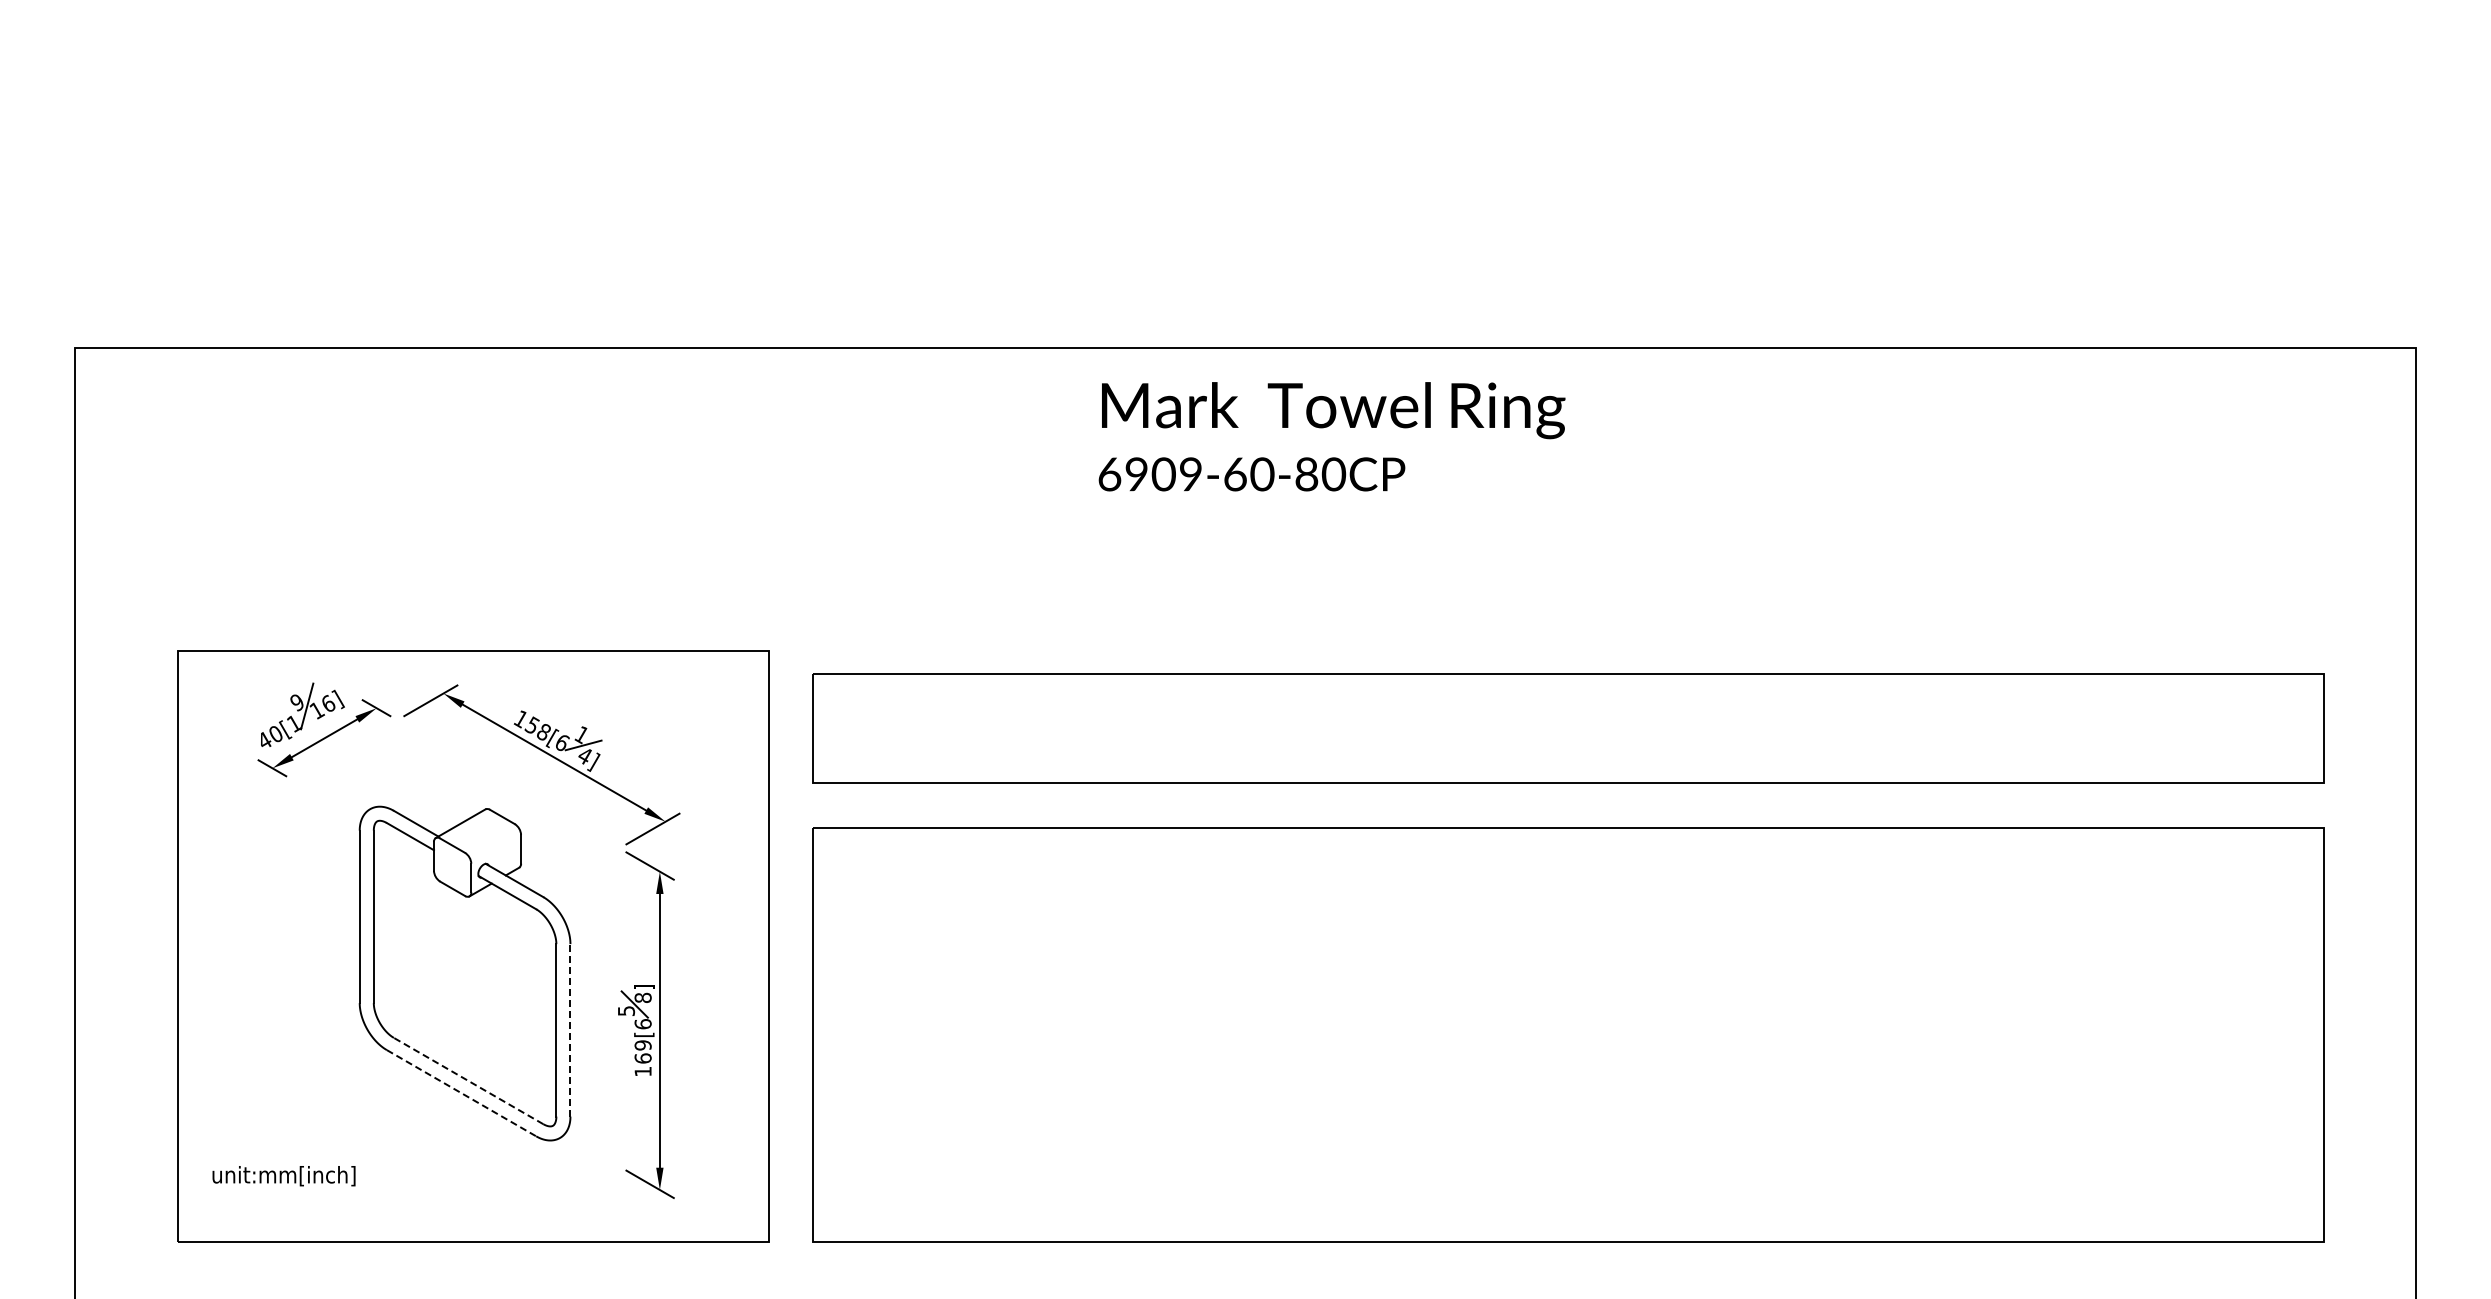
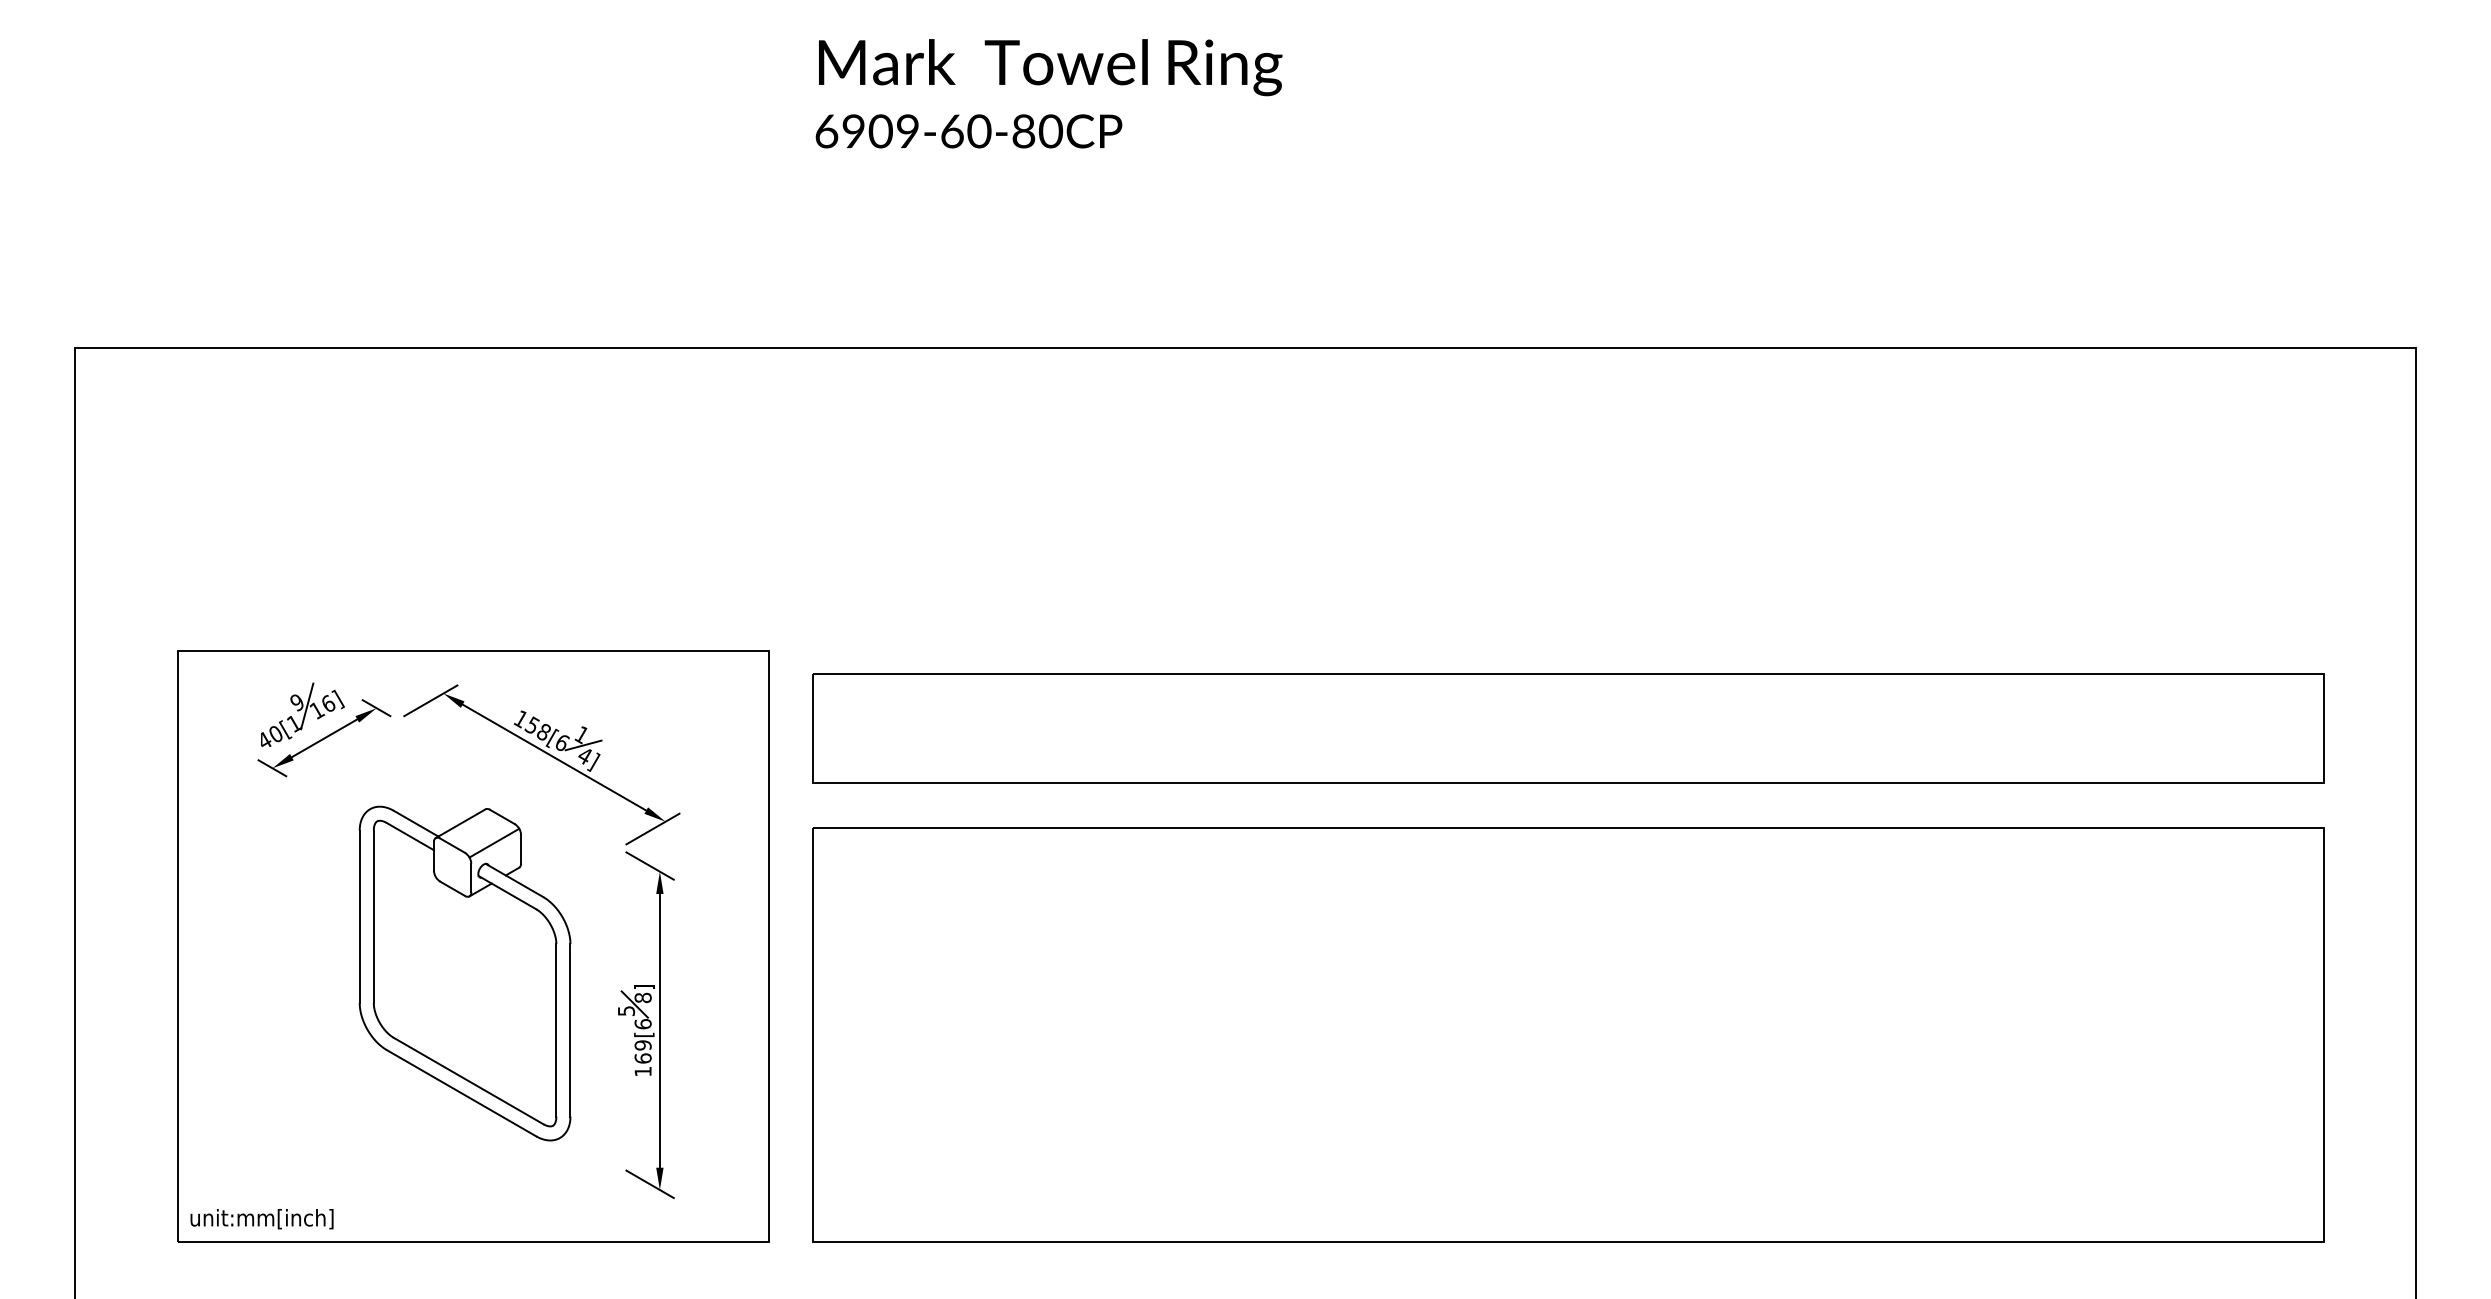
text position: (1331, 436) -> (1048, 93) (1048, 93)
line: none -> present (494, 842)
line: dashed -> solid (570, 1029)
line: dashed -> solid (468, 1080)
line: dashed -> solid (462, 1093)
text position: (283, 1176) -> (261, 1219) (261, 1219)
